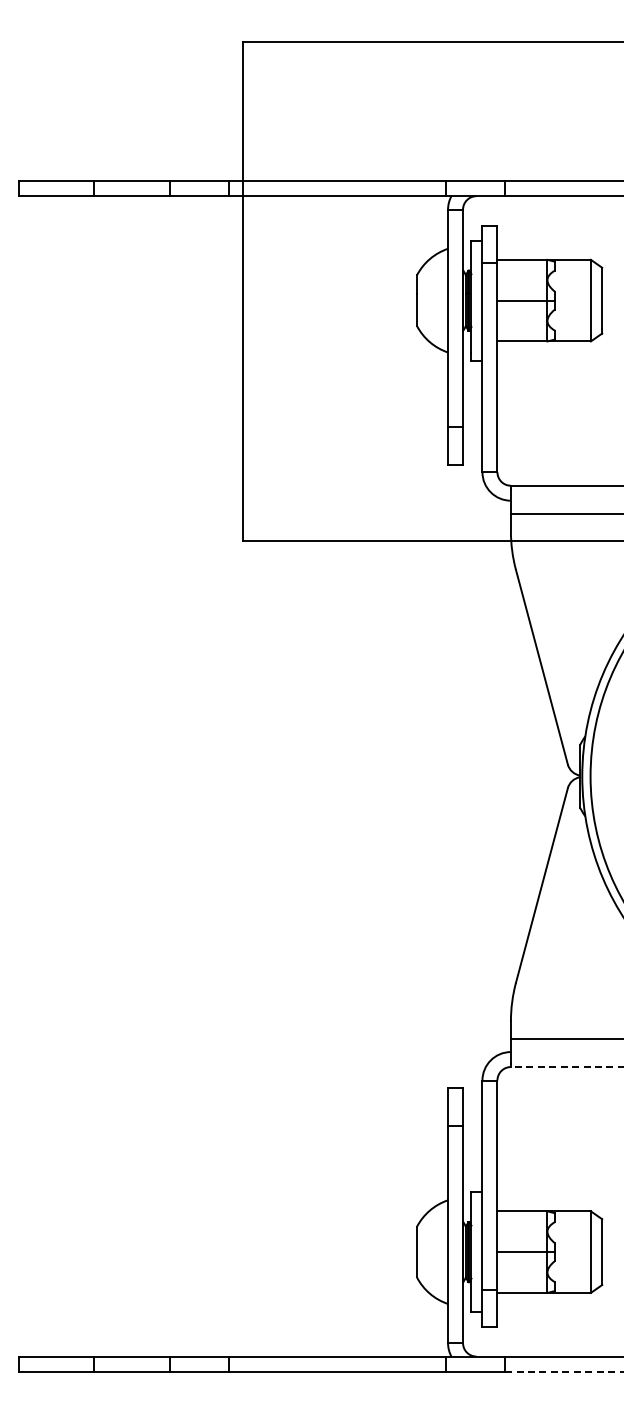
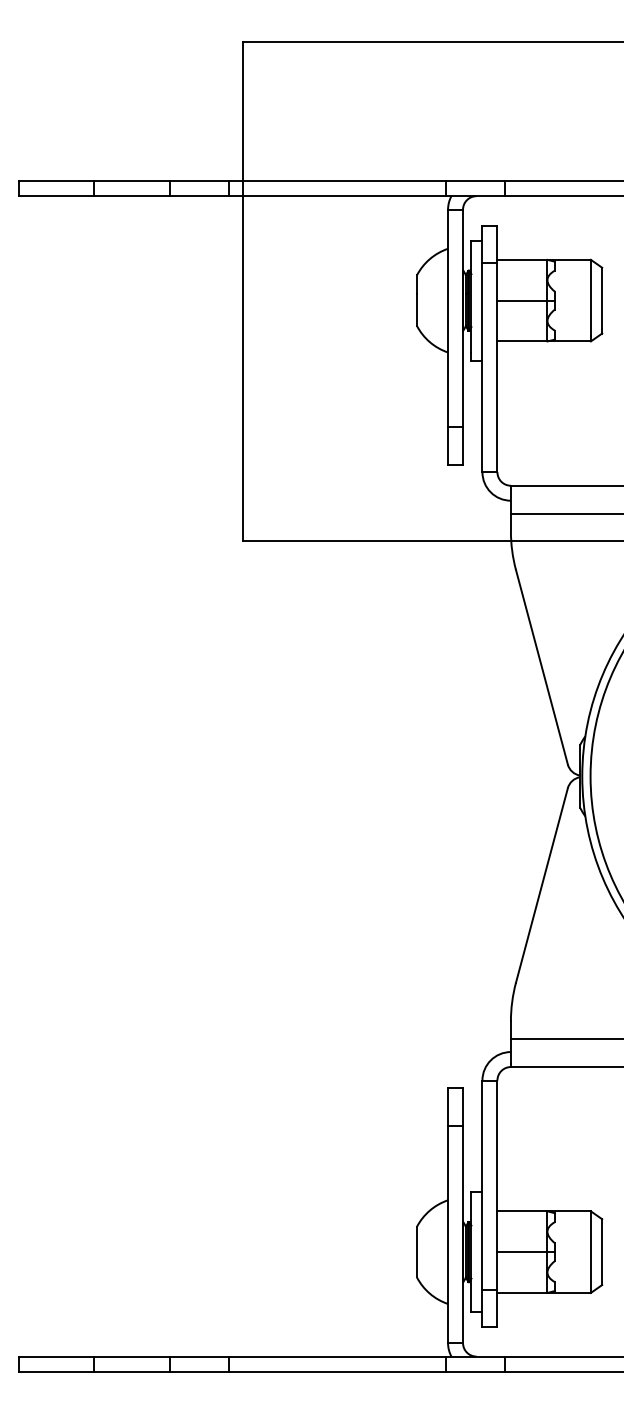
line: dashed -> solid (566, 1067)
line: dashed -> solid (564, 1371)
